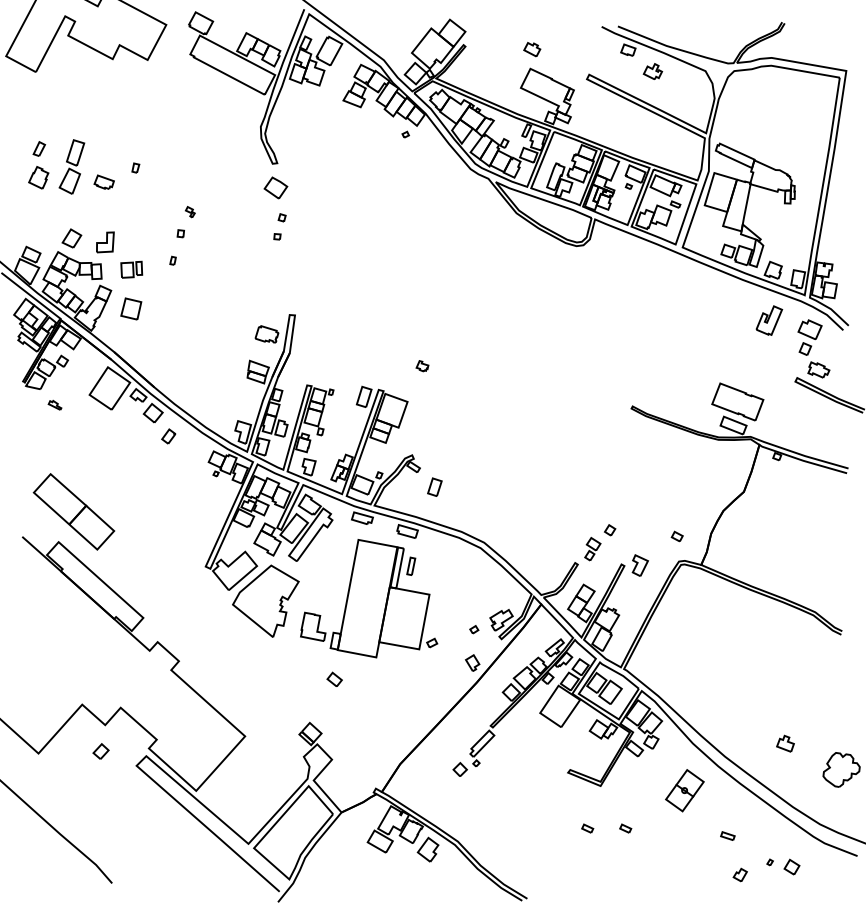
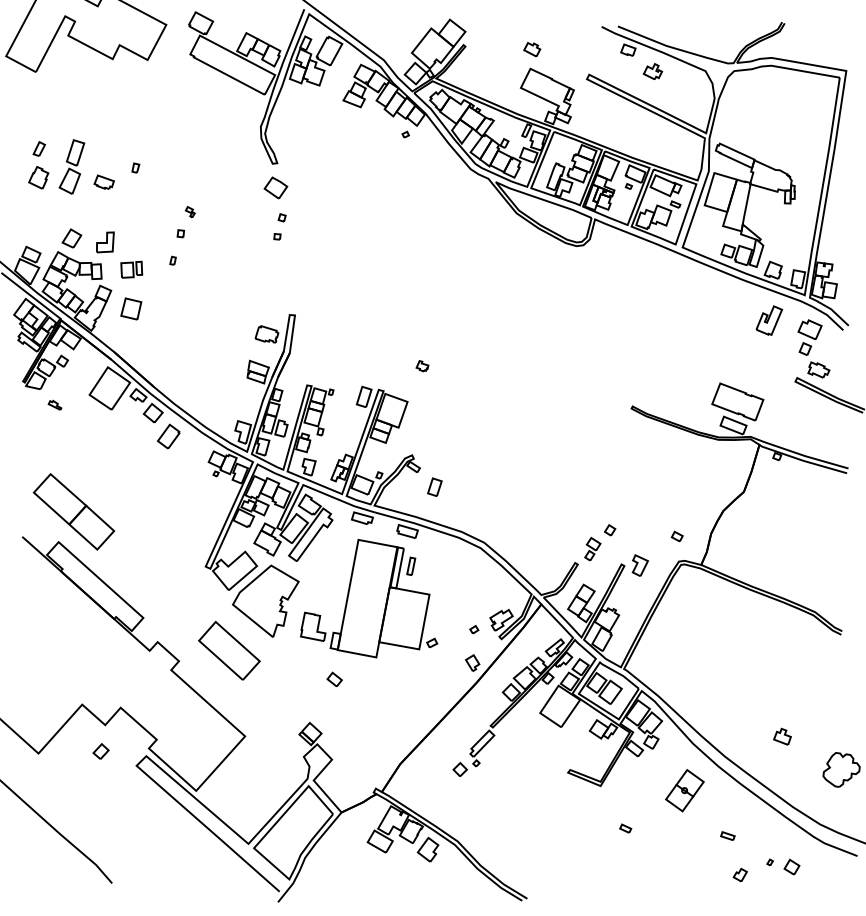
part size: 16x17 px -> 25x27 px (168, 436)
part: none -> present (229, 650)
part position: (785, 743) -> (782, 736) (782, 736)
part: present -> none (587, 828)
